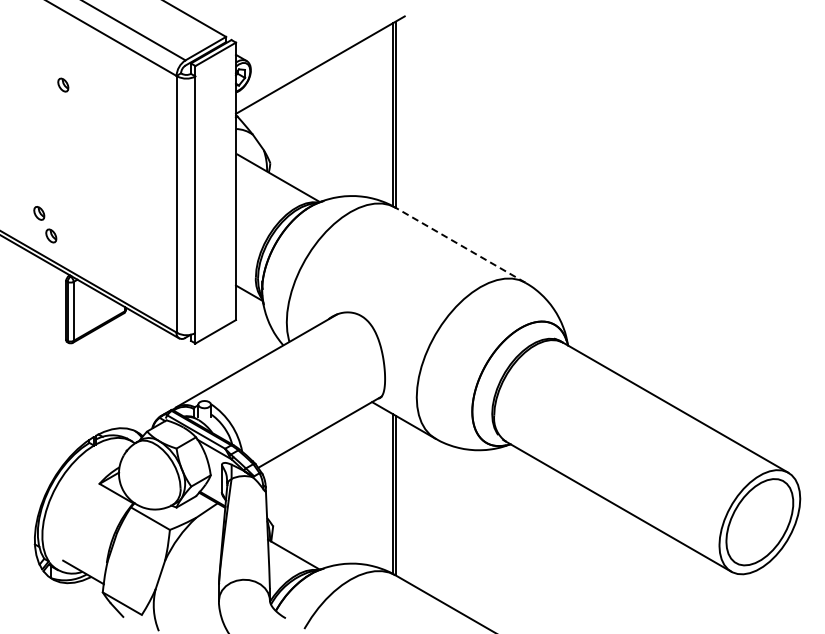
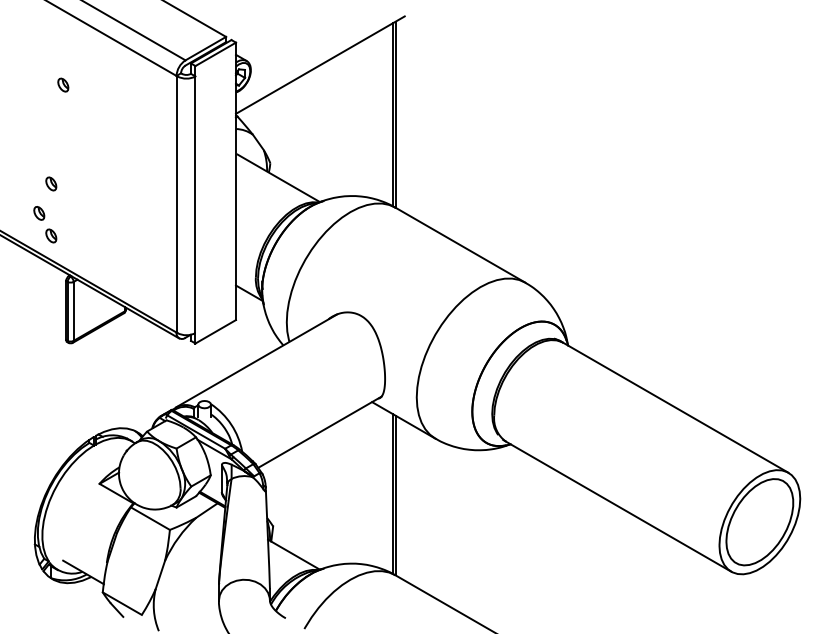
part: none -> present (51, 183)
line: dashed -> solid (460, 244)
